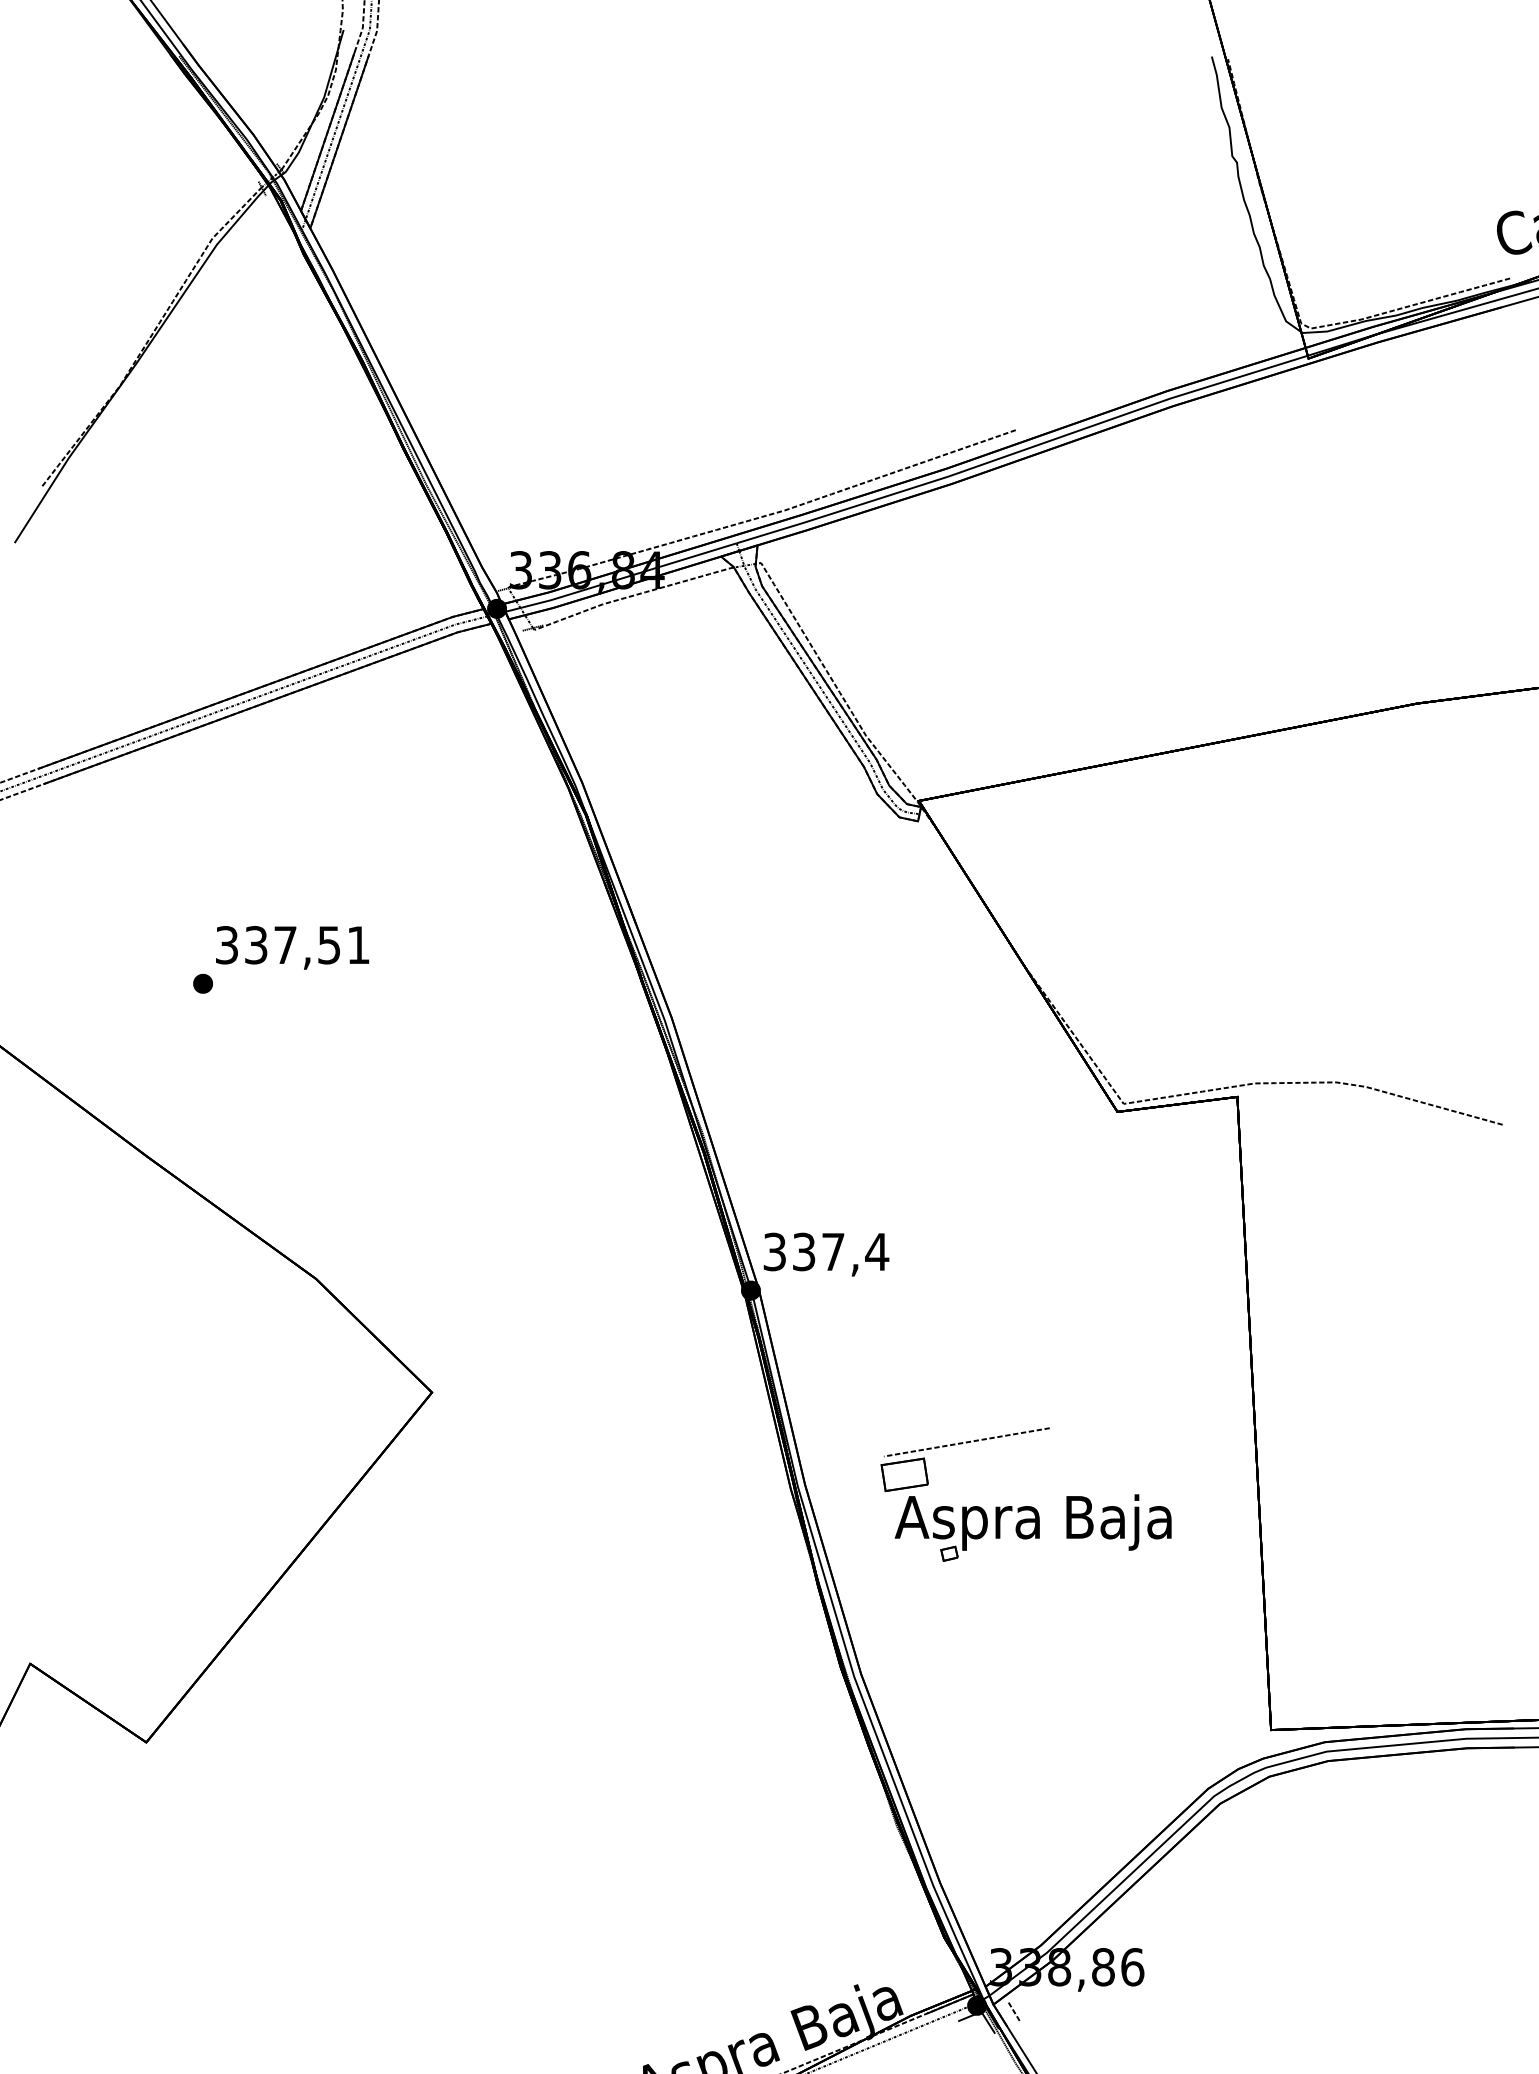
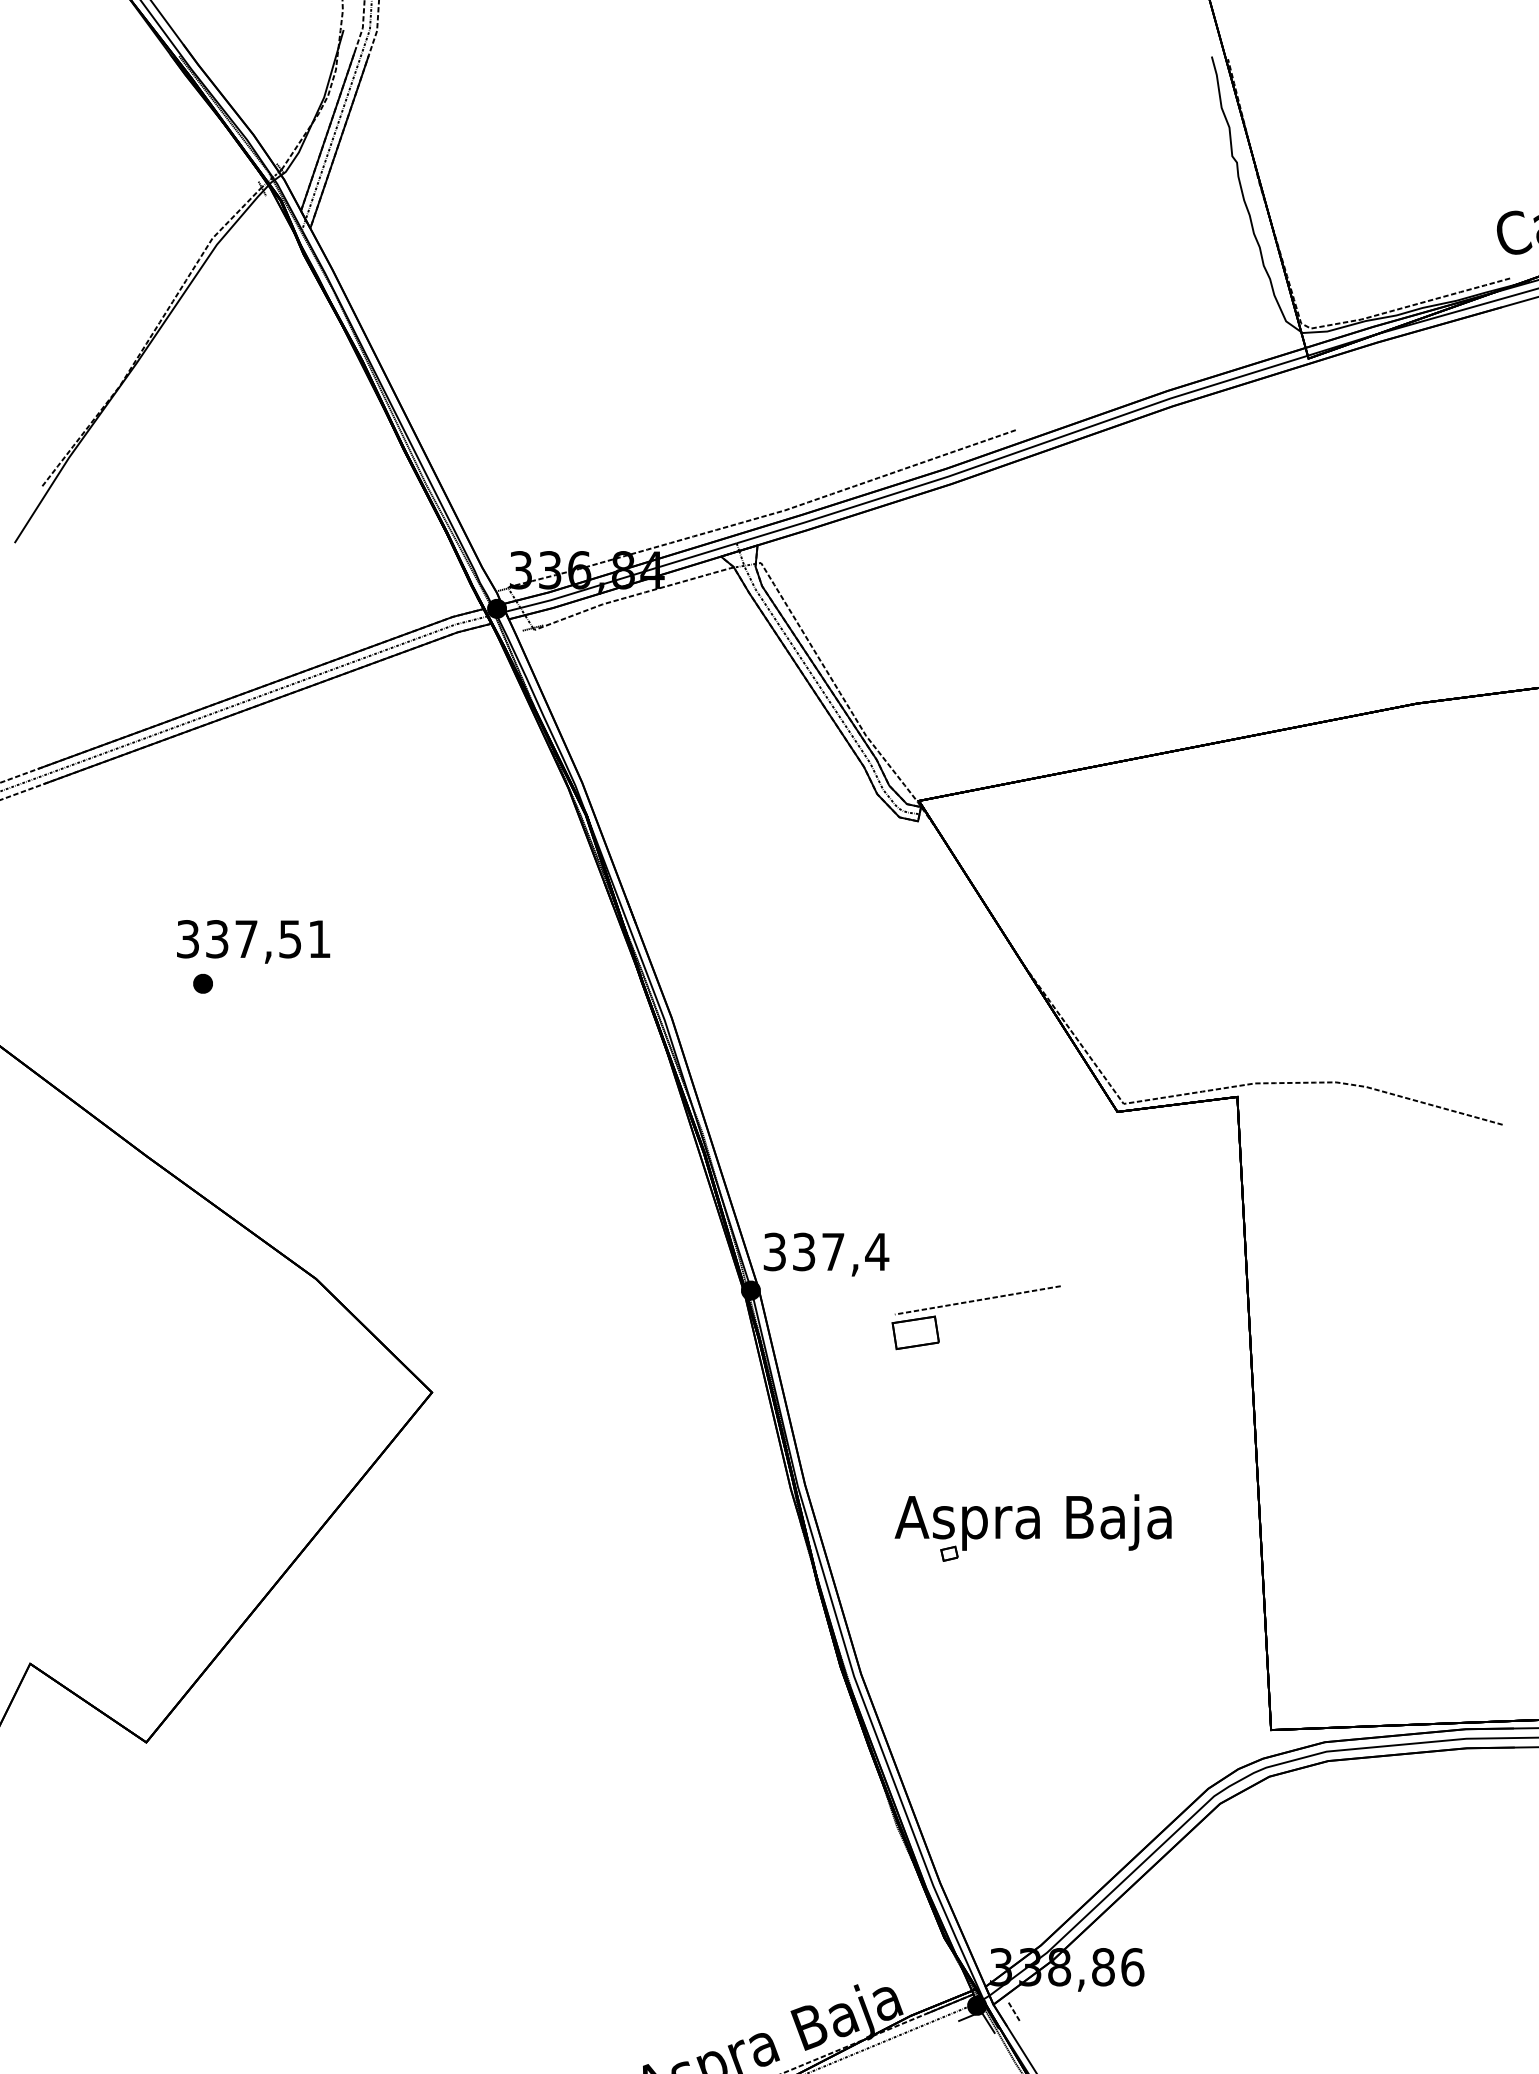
text position: (292, 947) -> (253, 941) (253, 941)
part position: (961, 1444) -> (972, 1302) (972, 1302)
